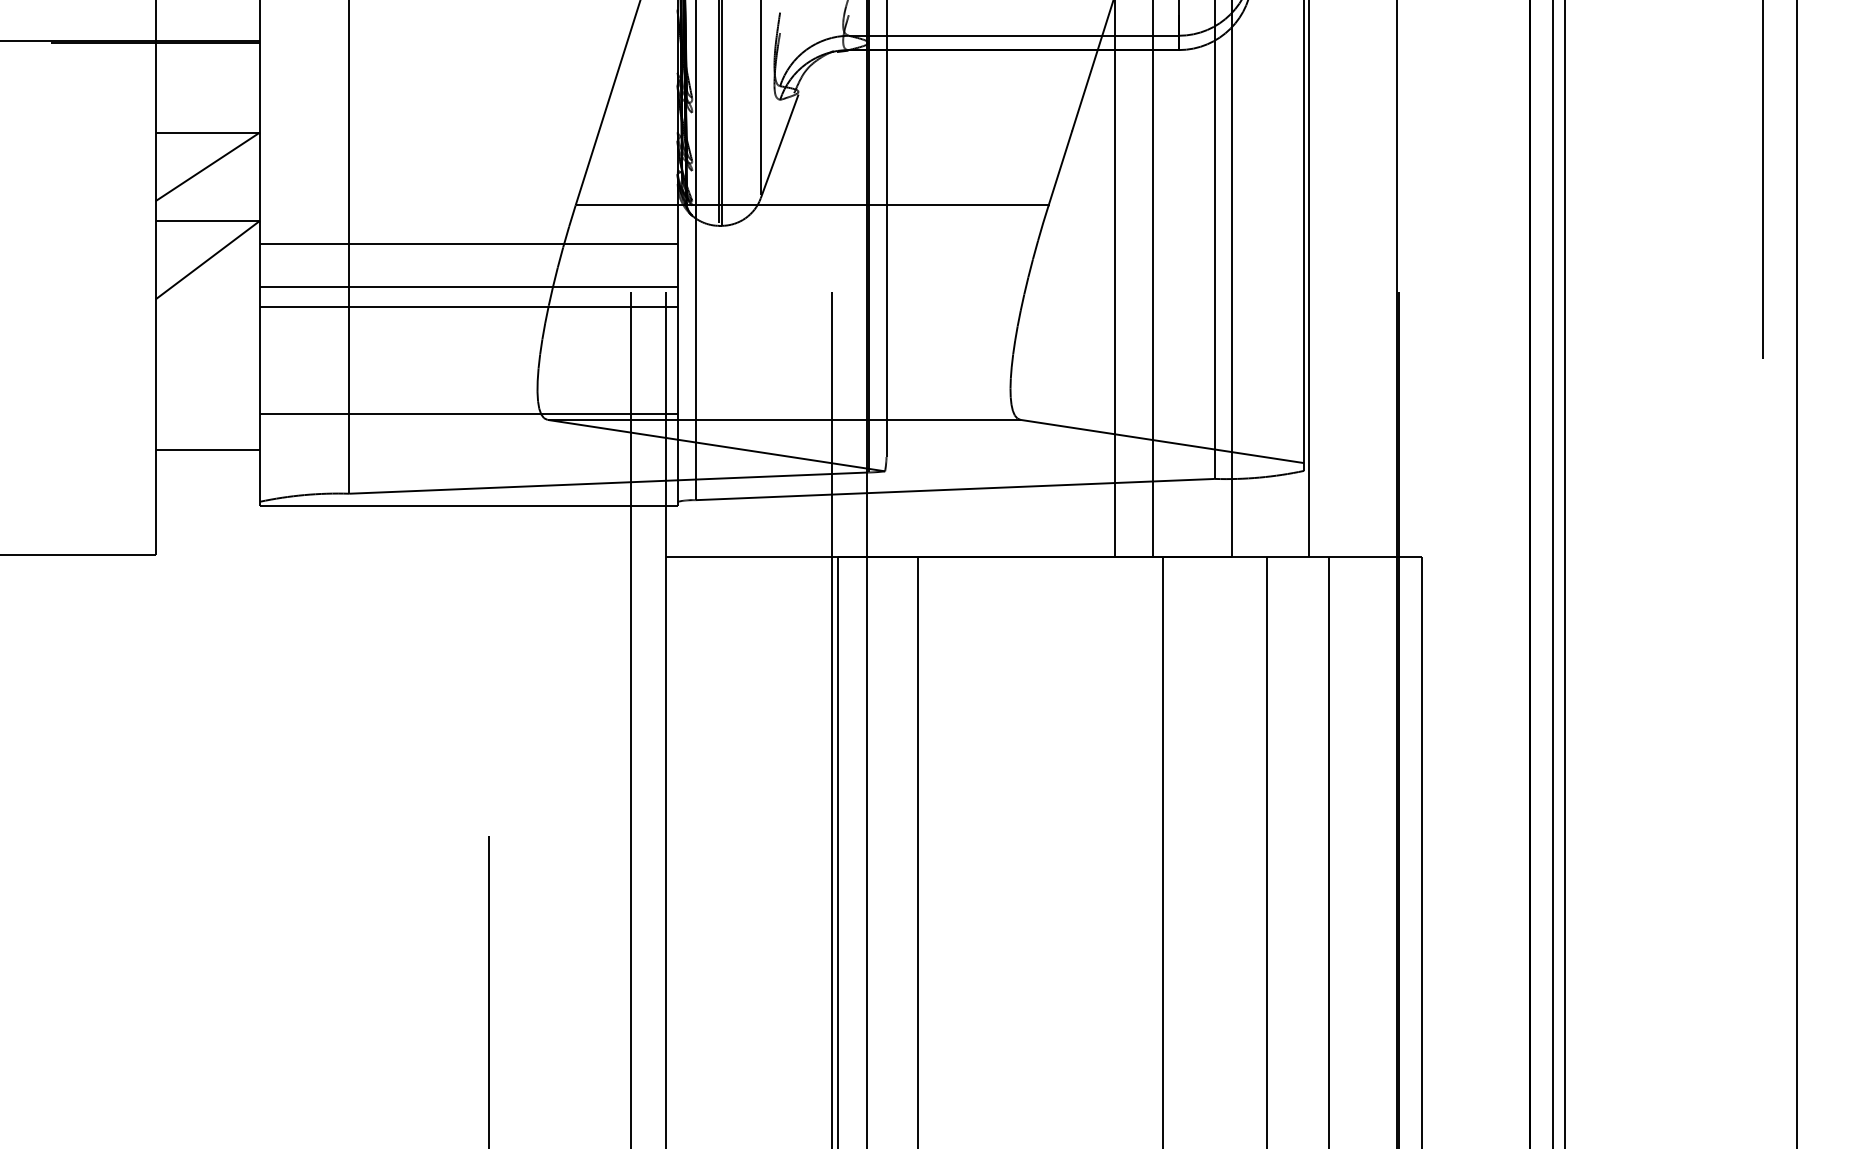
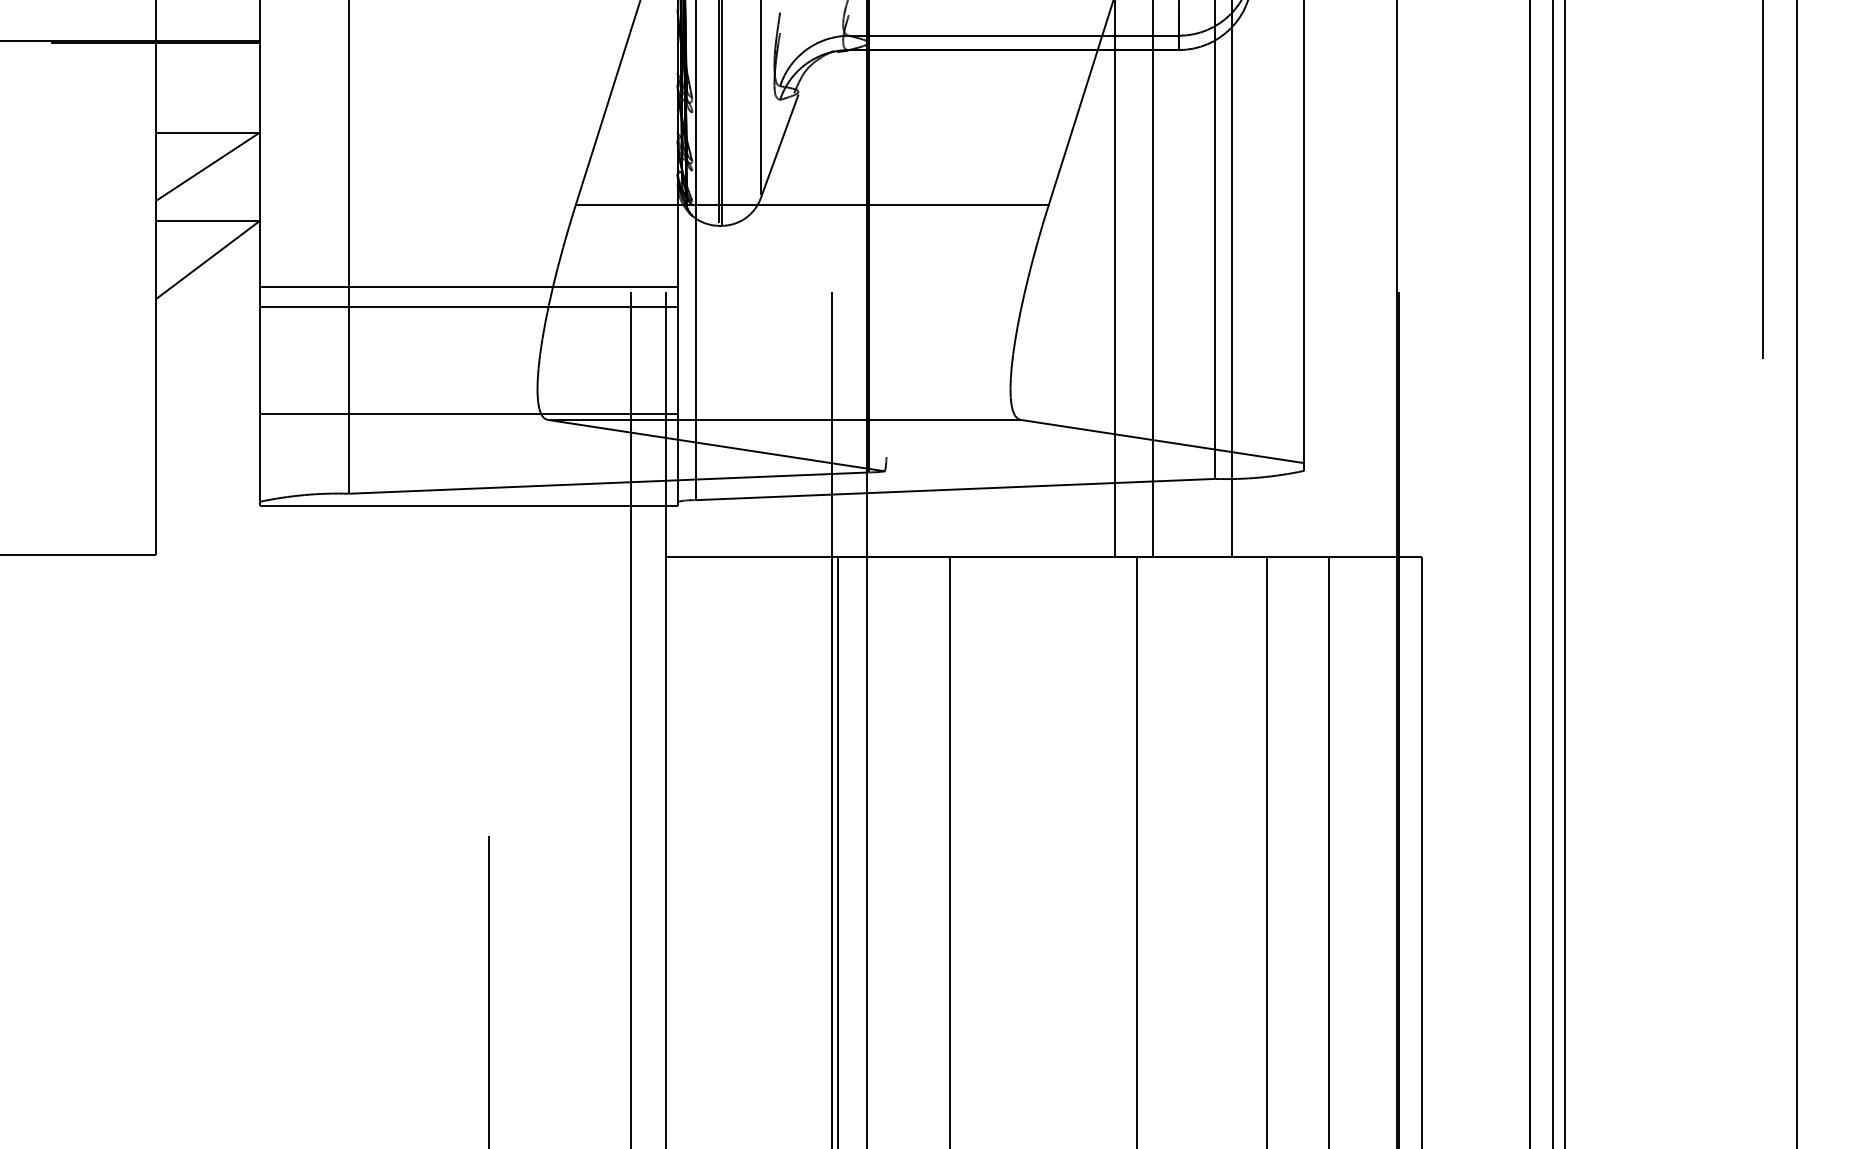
line: present -> none (886, 229)
line: present -> none (468, 243)
line: present -> none (1308, 279)
line: present -> none (207, 450)
line position: (917, 851) -> (949, 851) (949, 851)
line position: (1163, 851) -> (1137, 851) (1137, 851)
